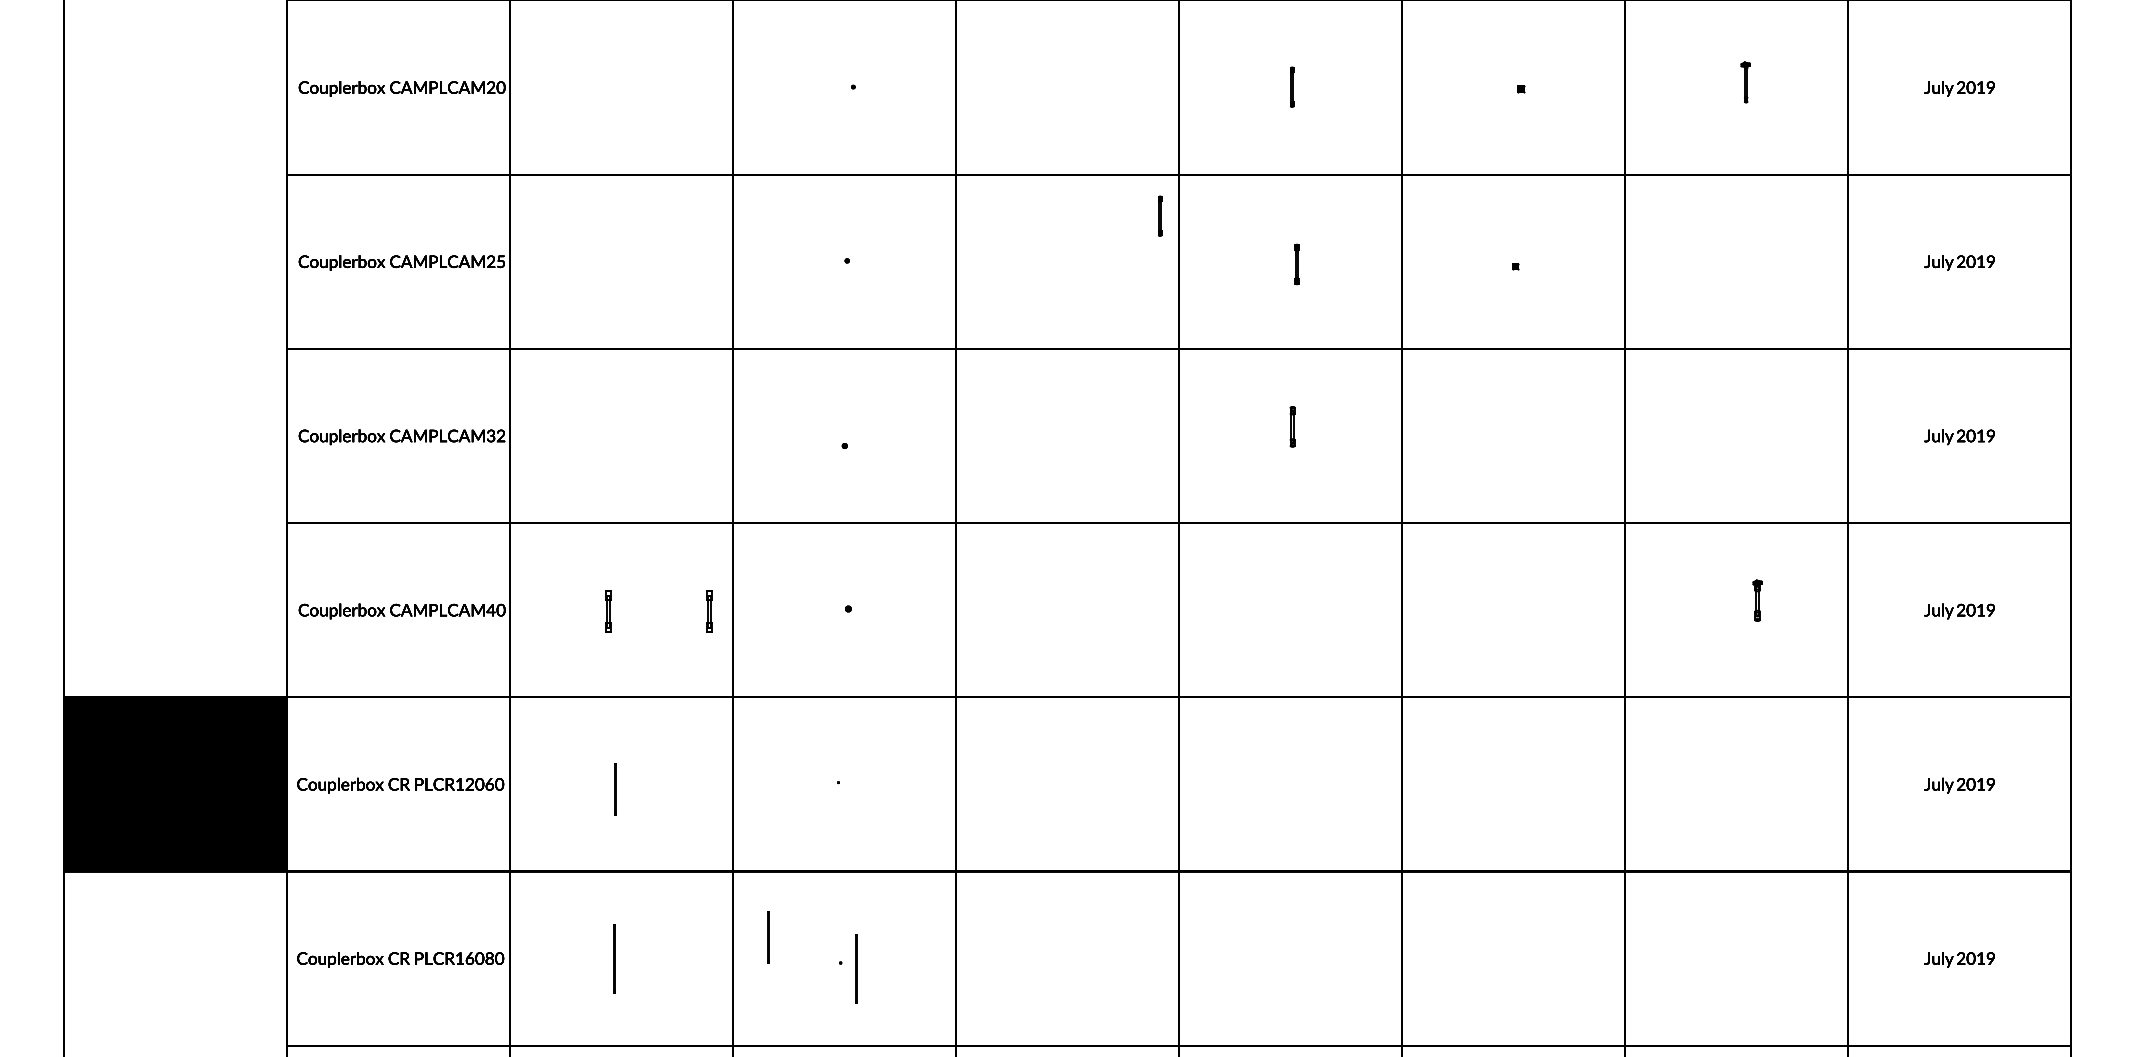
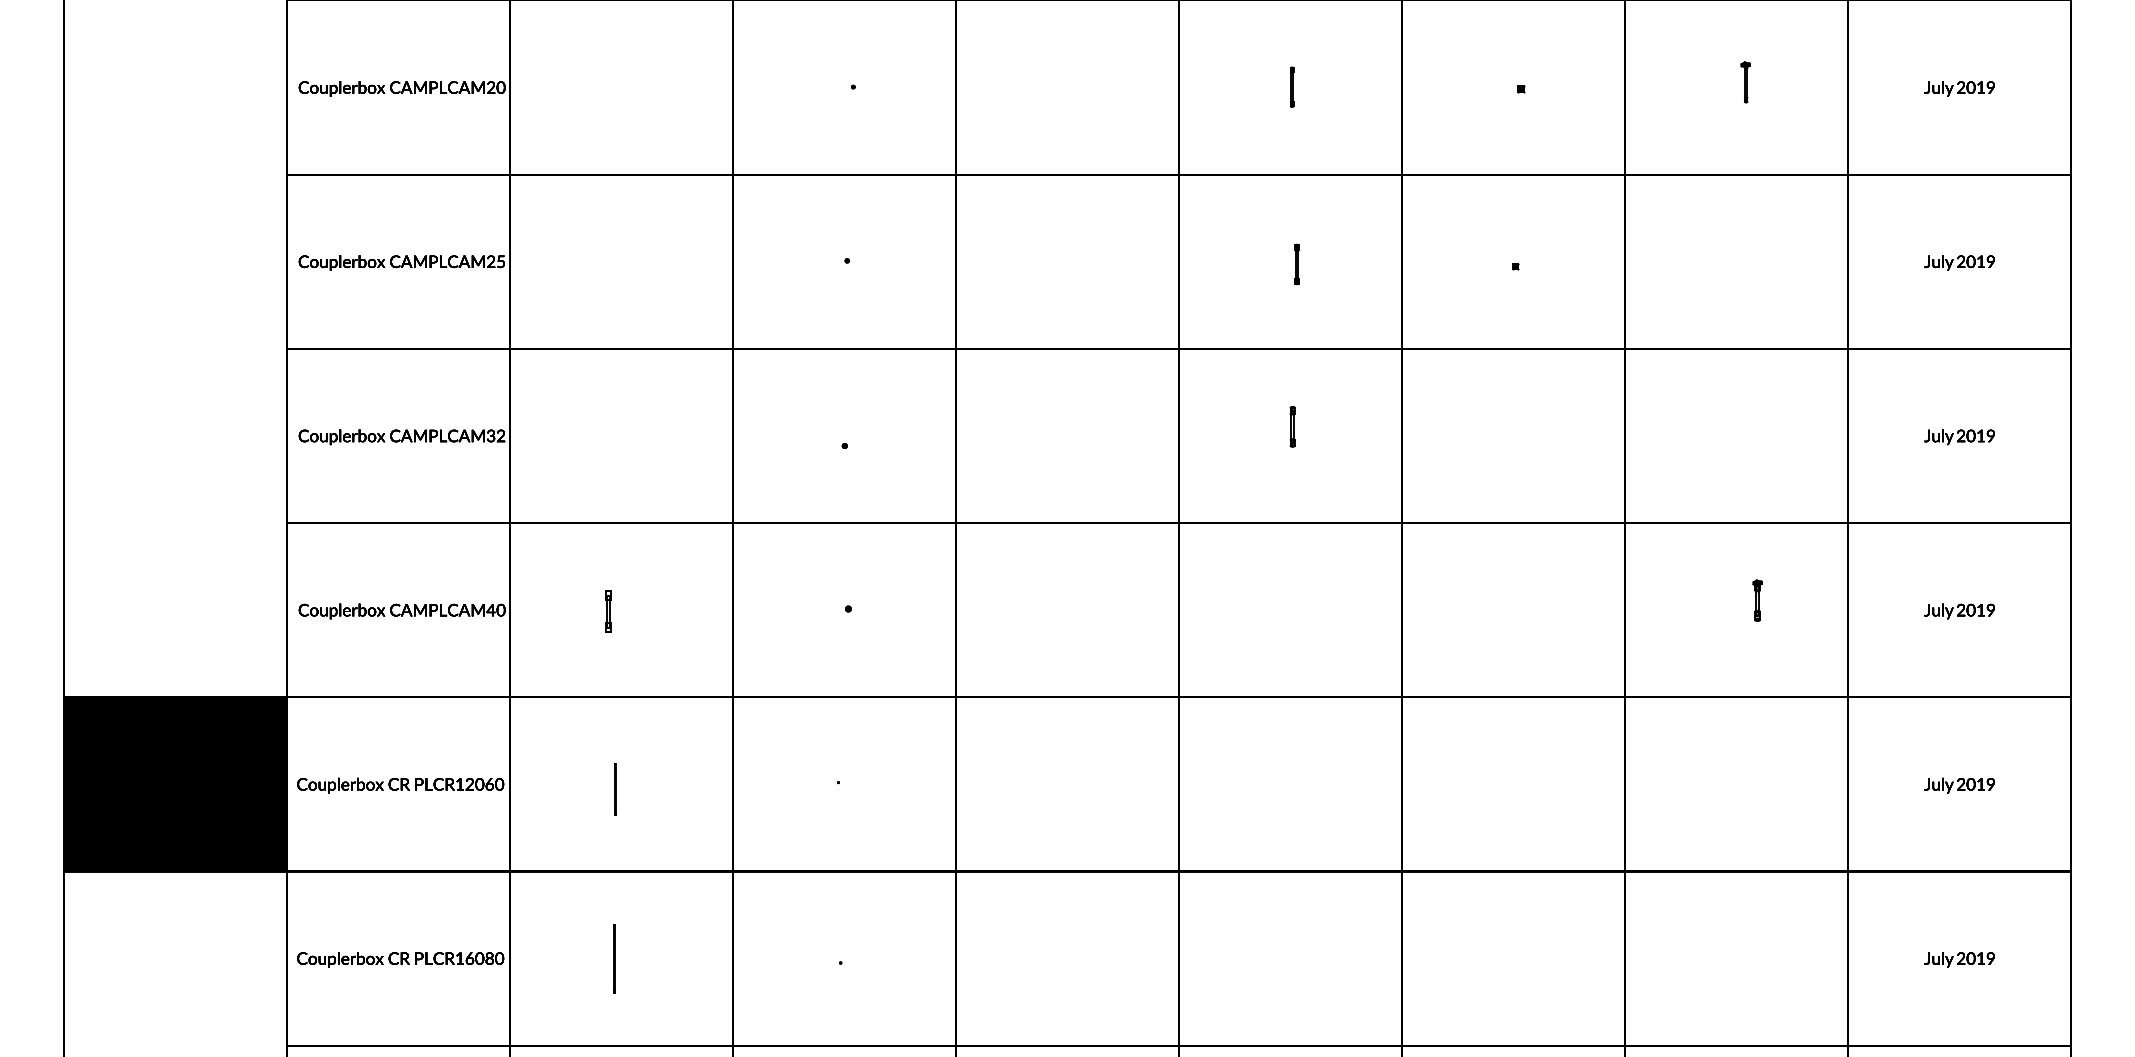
line: present -> none (1160, 215)
part: present -> none (709, 611)
line: present -> none (768, 937)
line: present -> none (856, 968)
